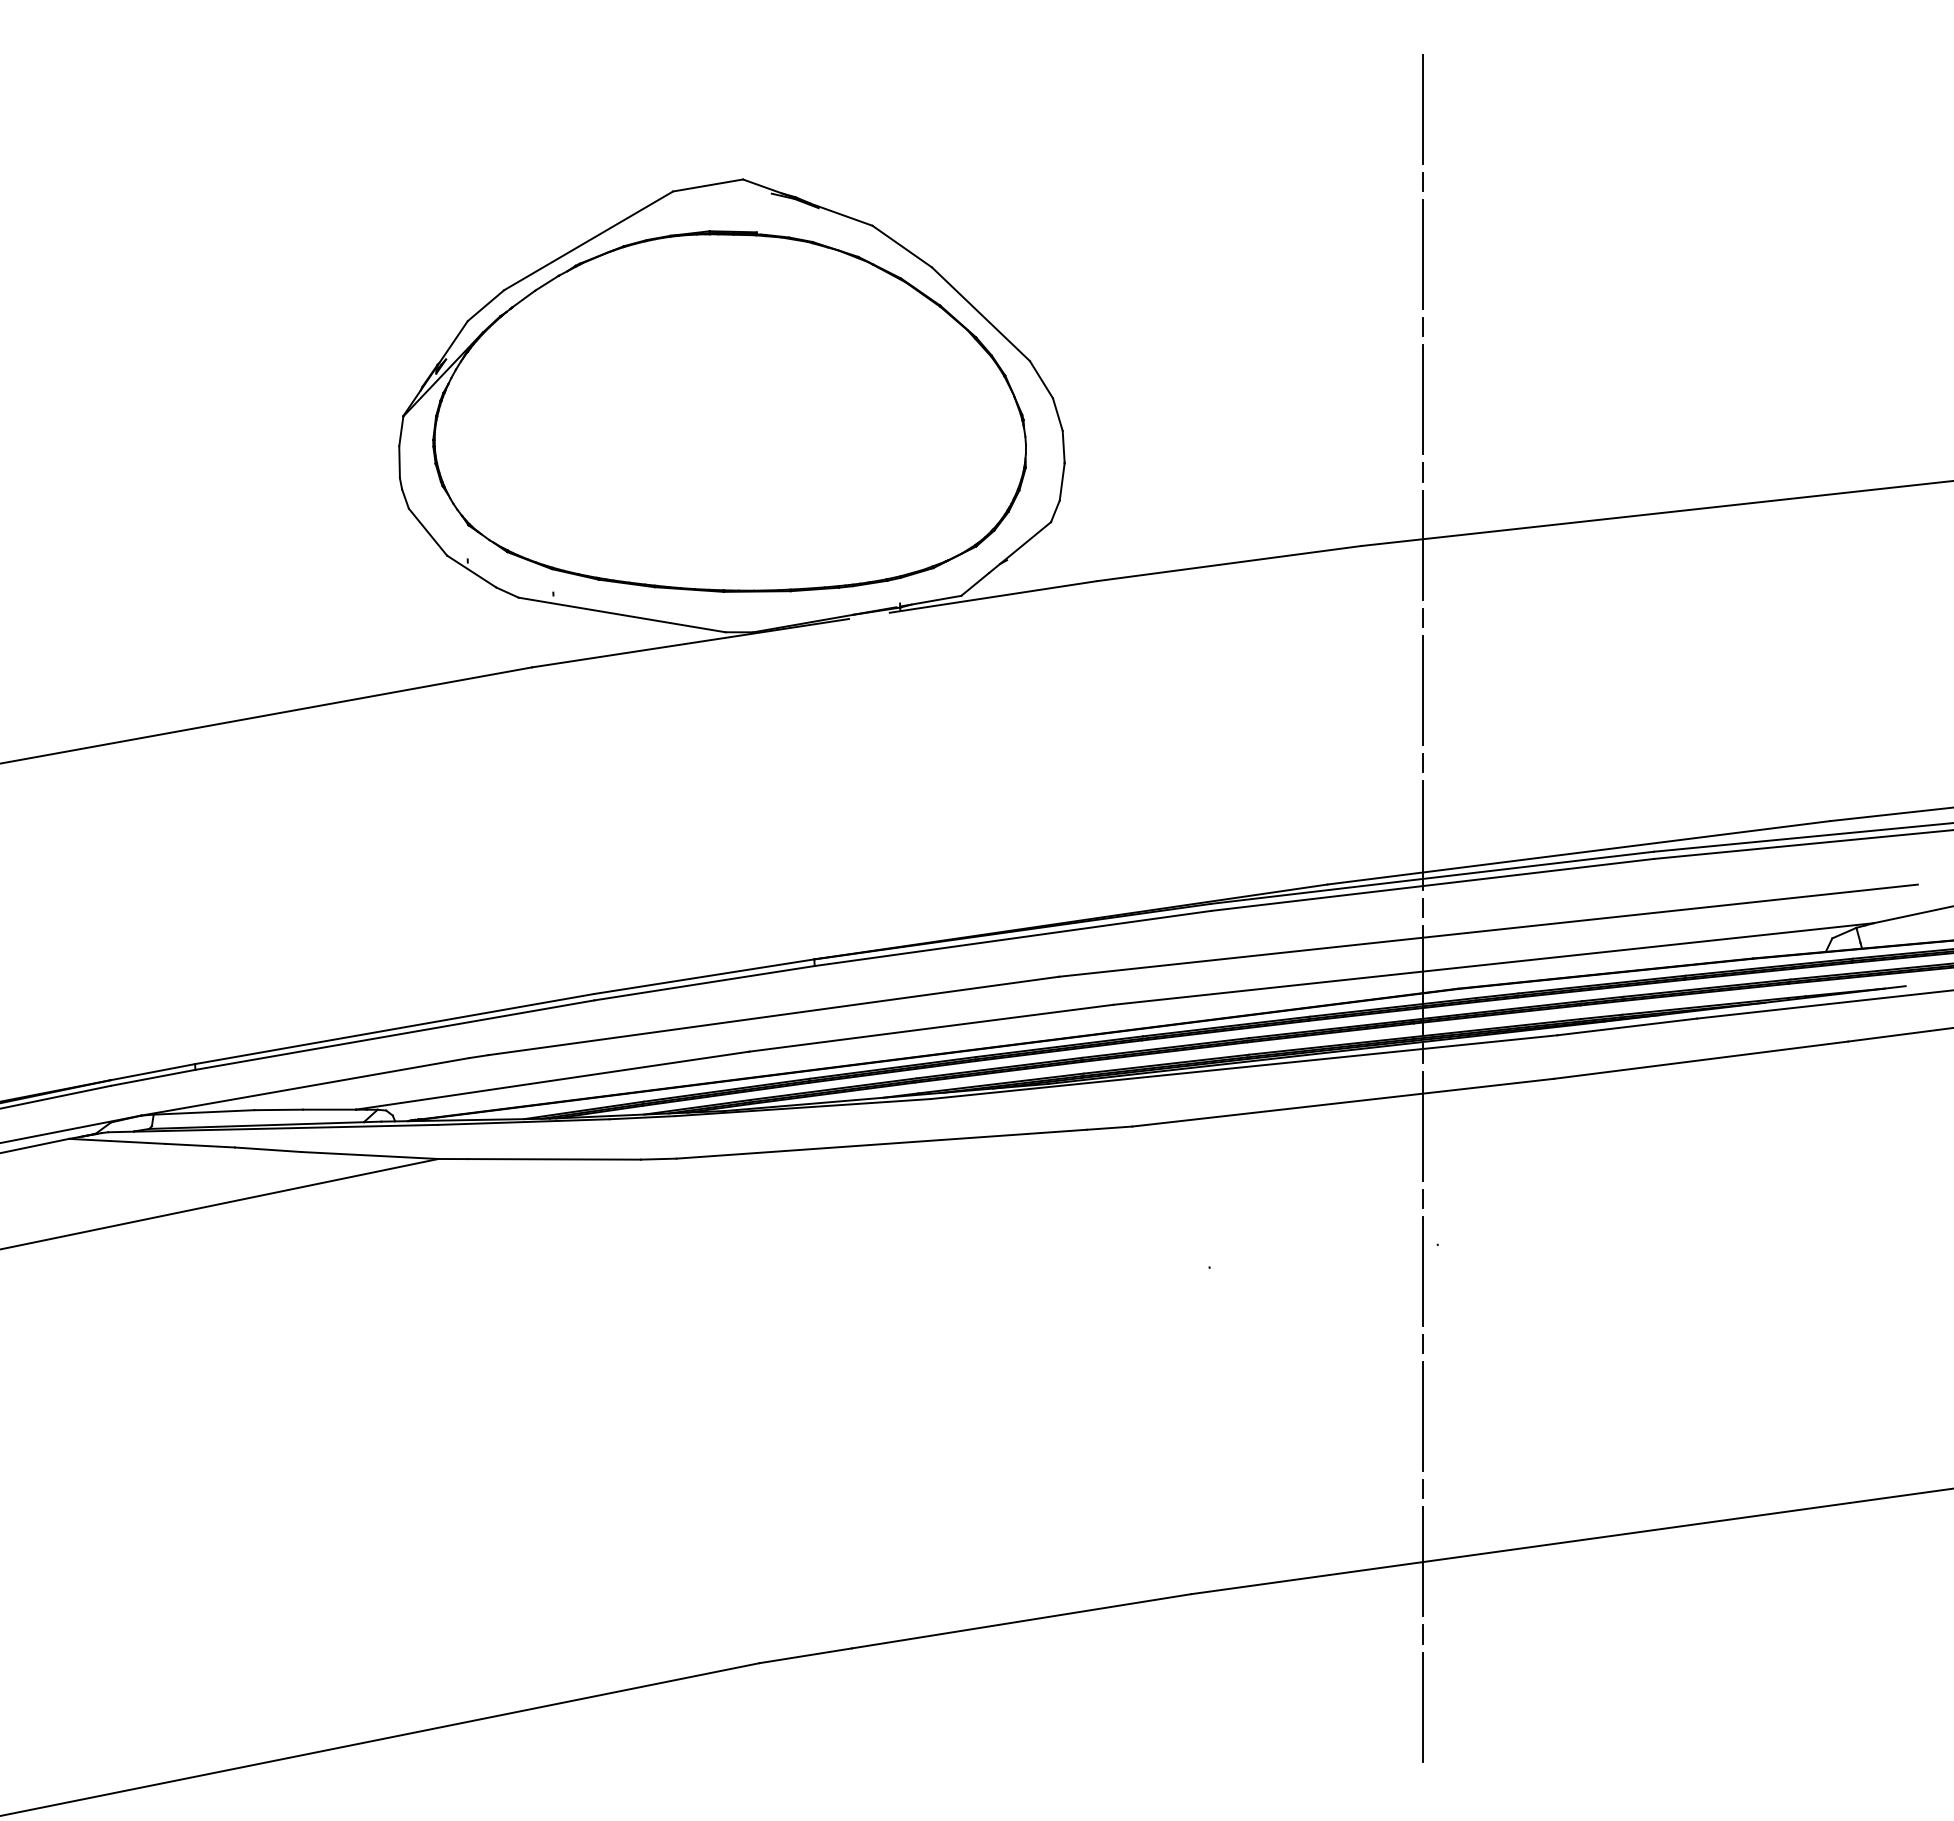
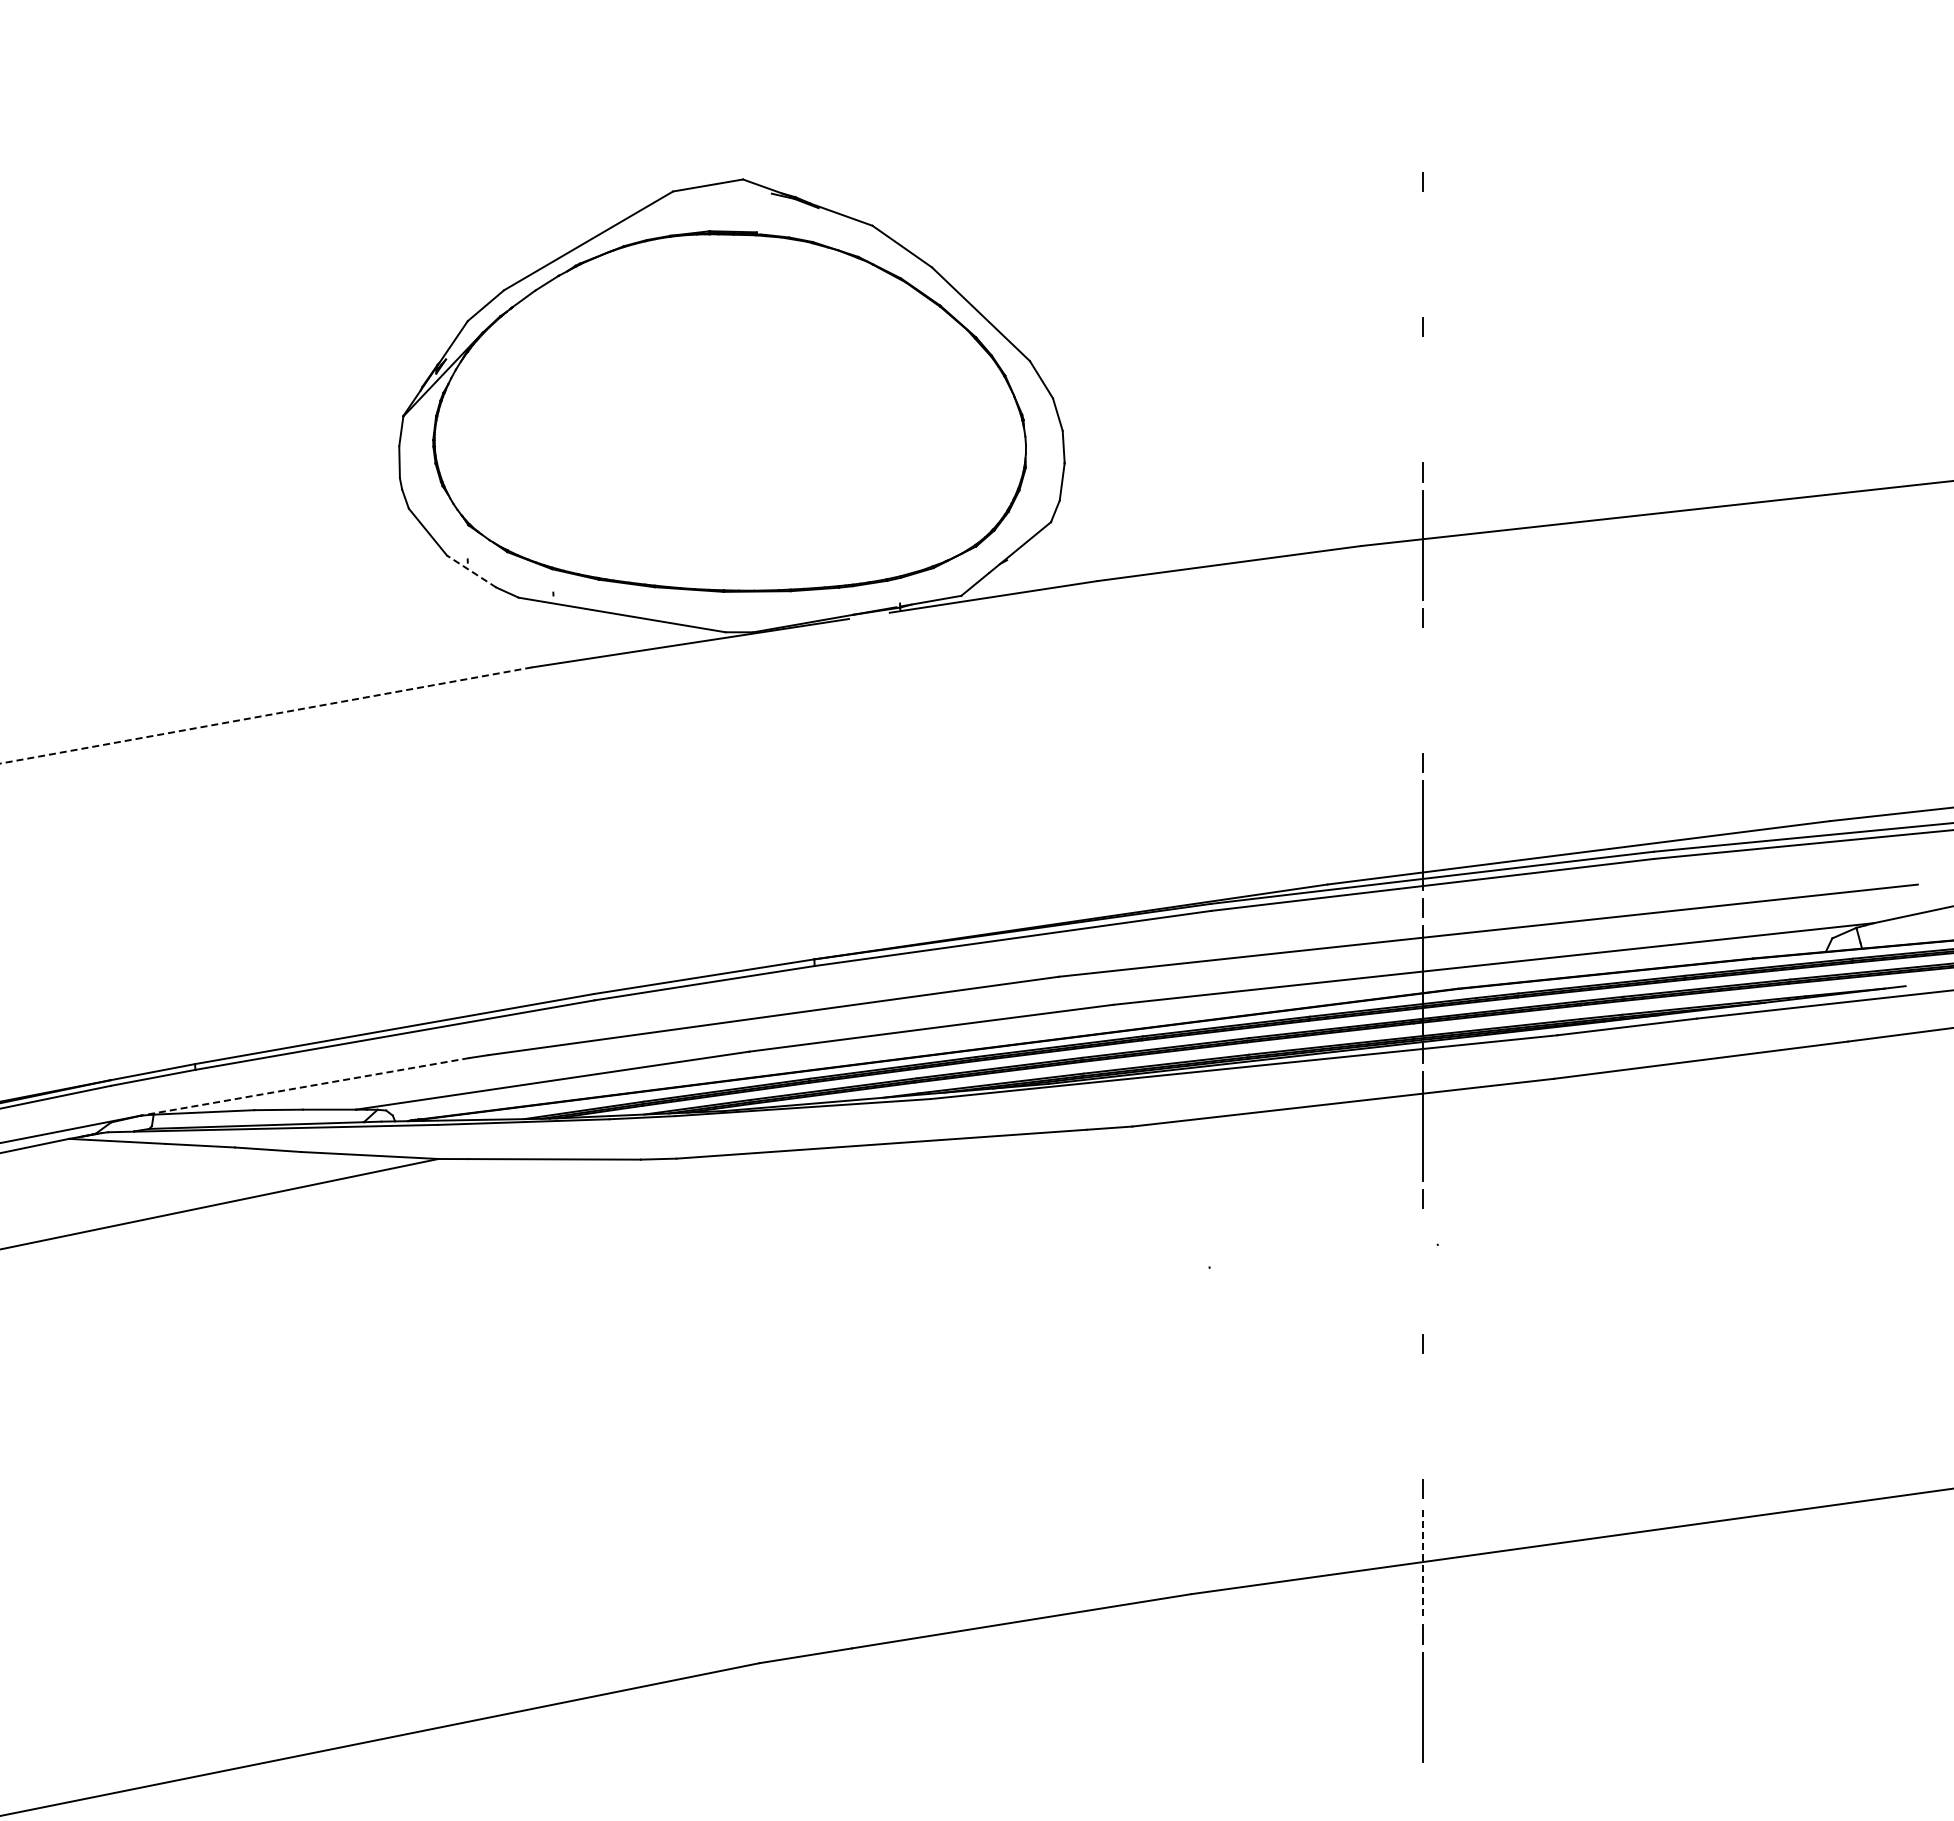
line: present -> none (1422, 109)
line: present -> none (1422, 254)
line: present -> none (1422, 399)
line: solid -> dashed (471, 571)
line: present -> none (1422, 690)
line: solid -> dashed (266, 715)
line: solid -> dashed (305, 1086)
line: present -> none (1422, 1271)
line: present -> none (1422, 1416)
line: solid -> dashed (1422, 1561)
